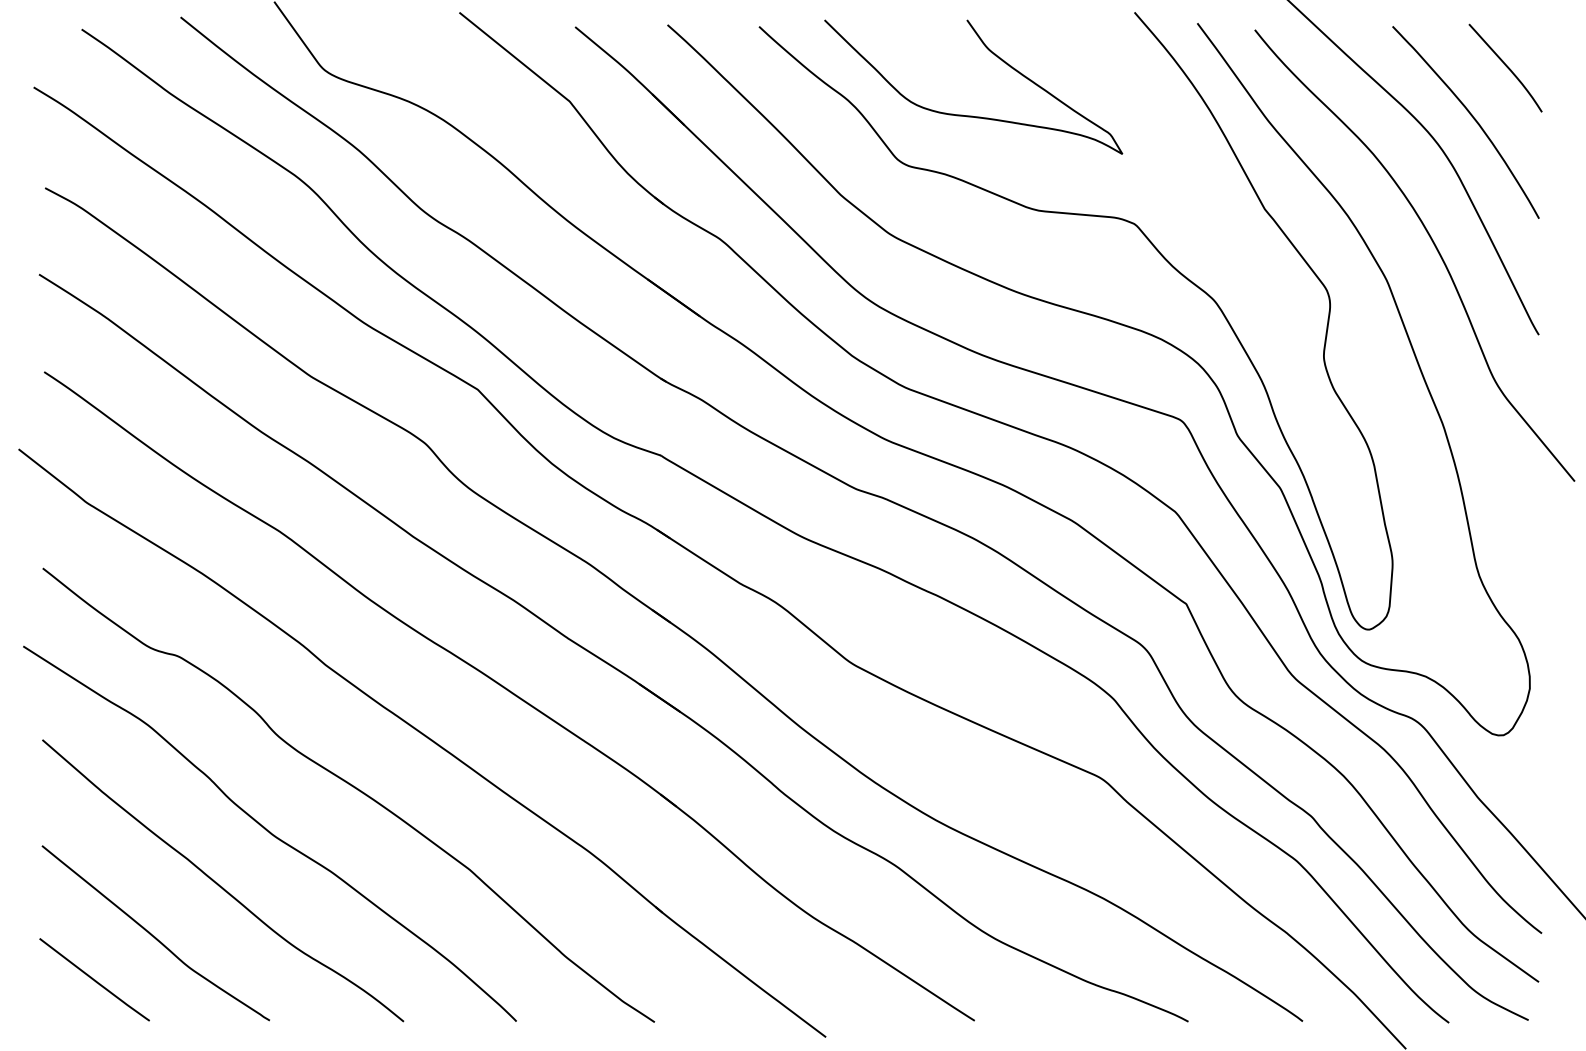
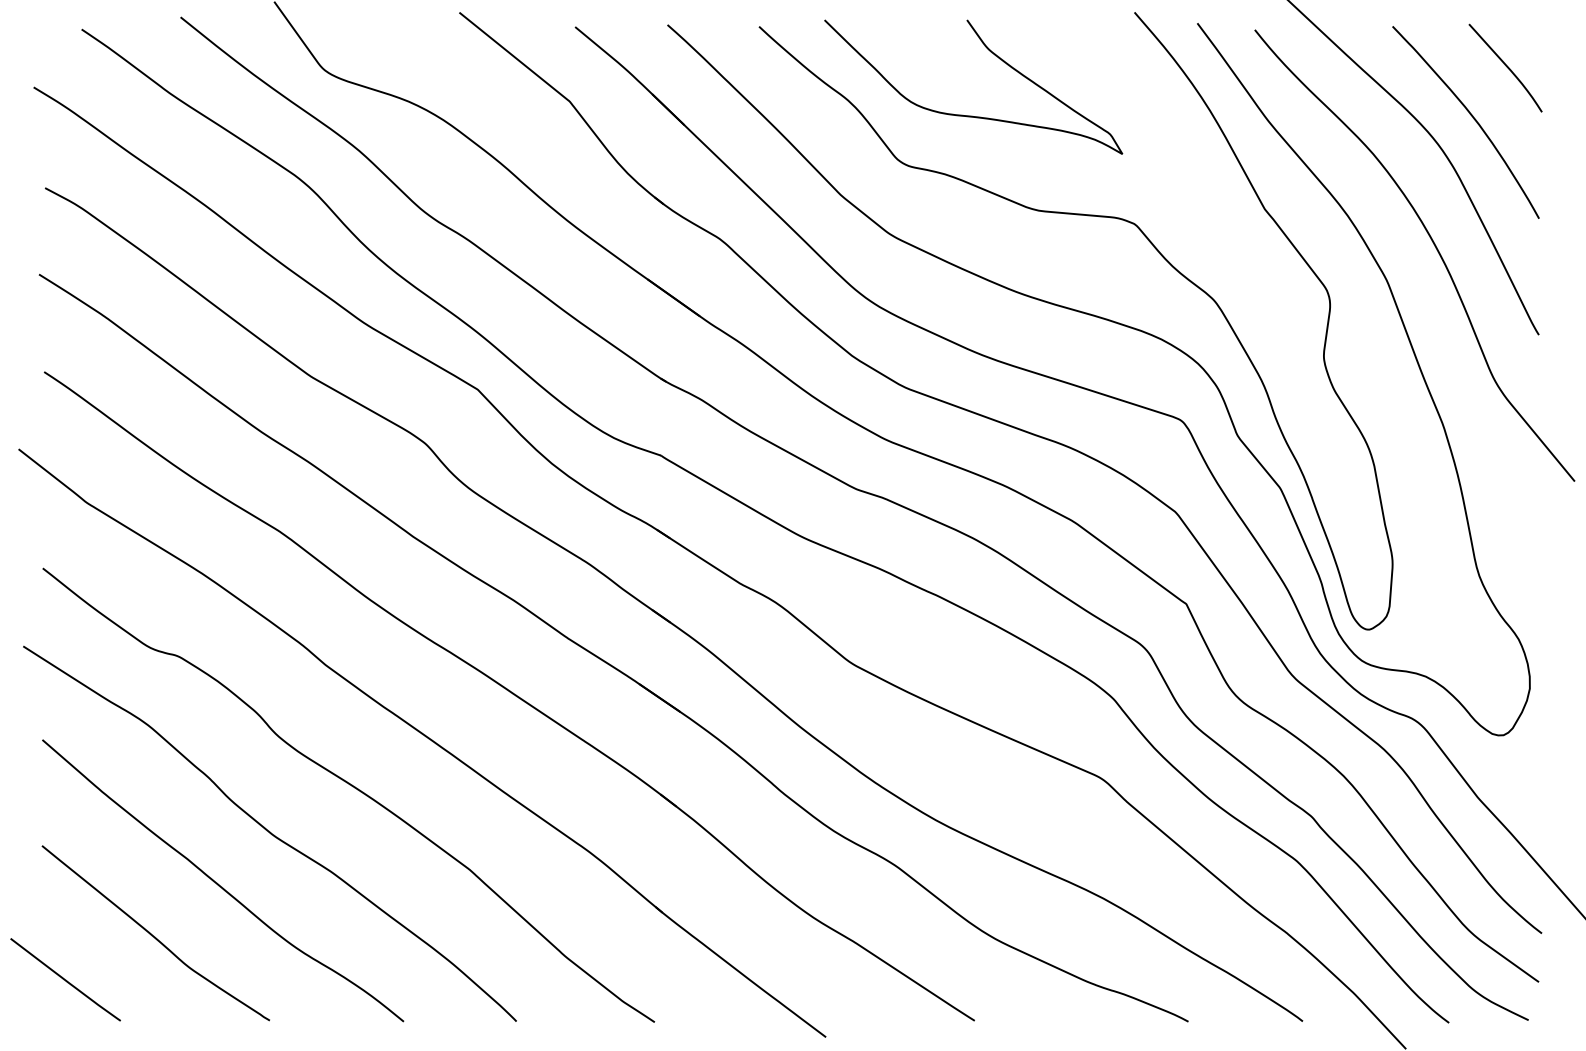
line position: (94, 979) -> (65, 979) (65, 979)
